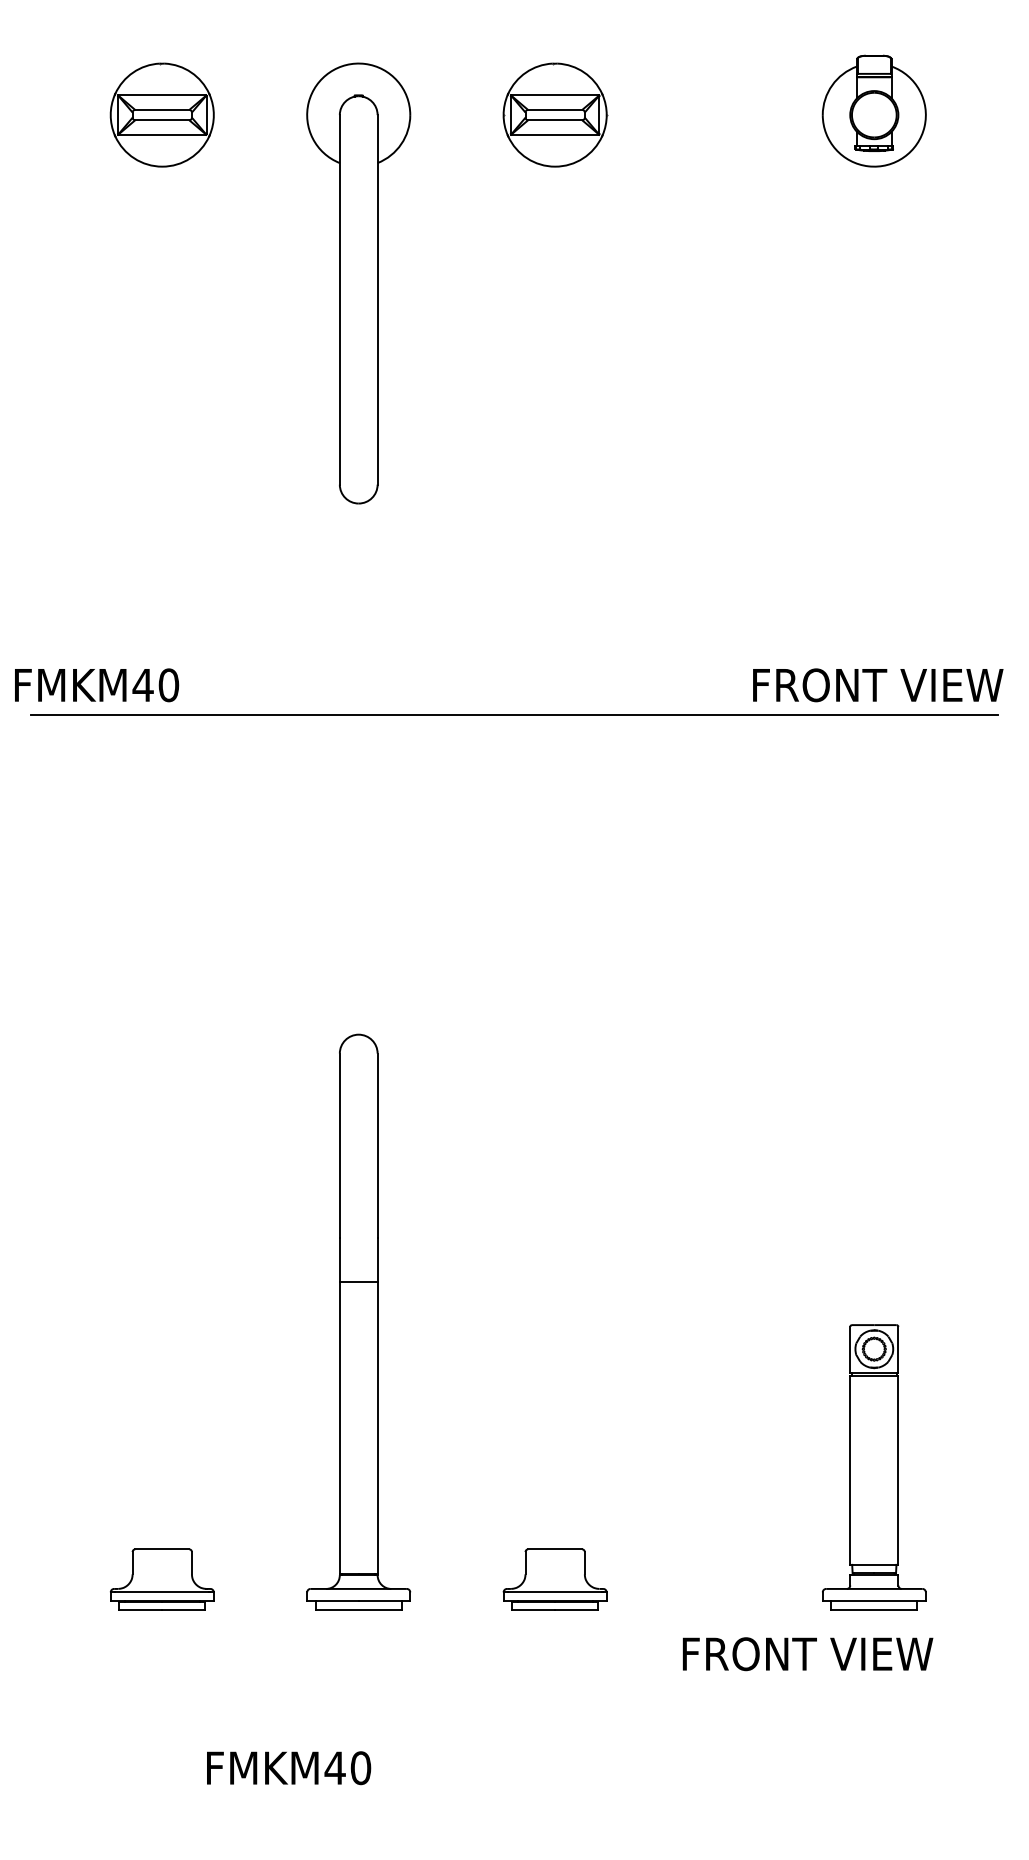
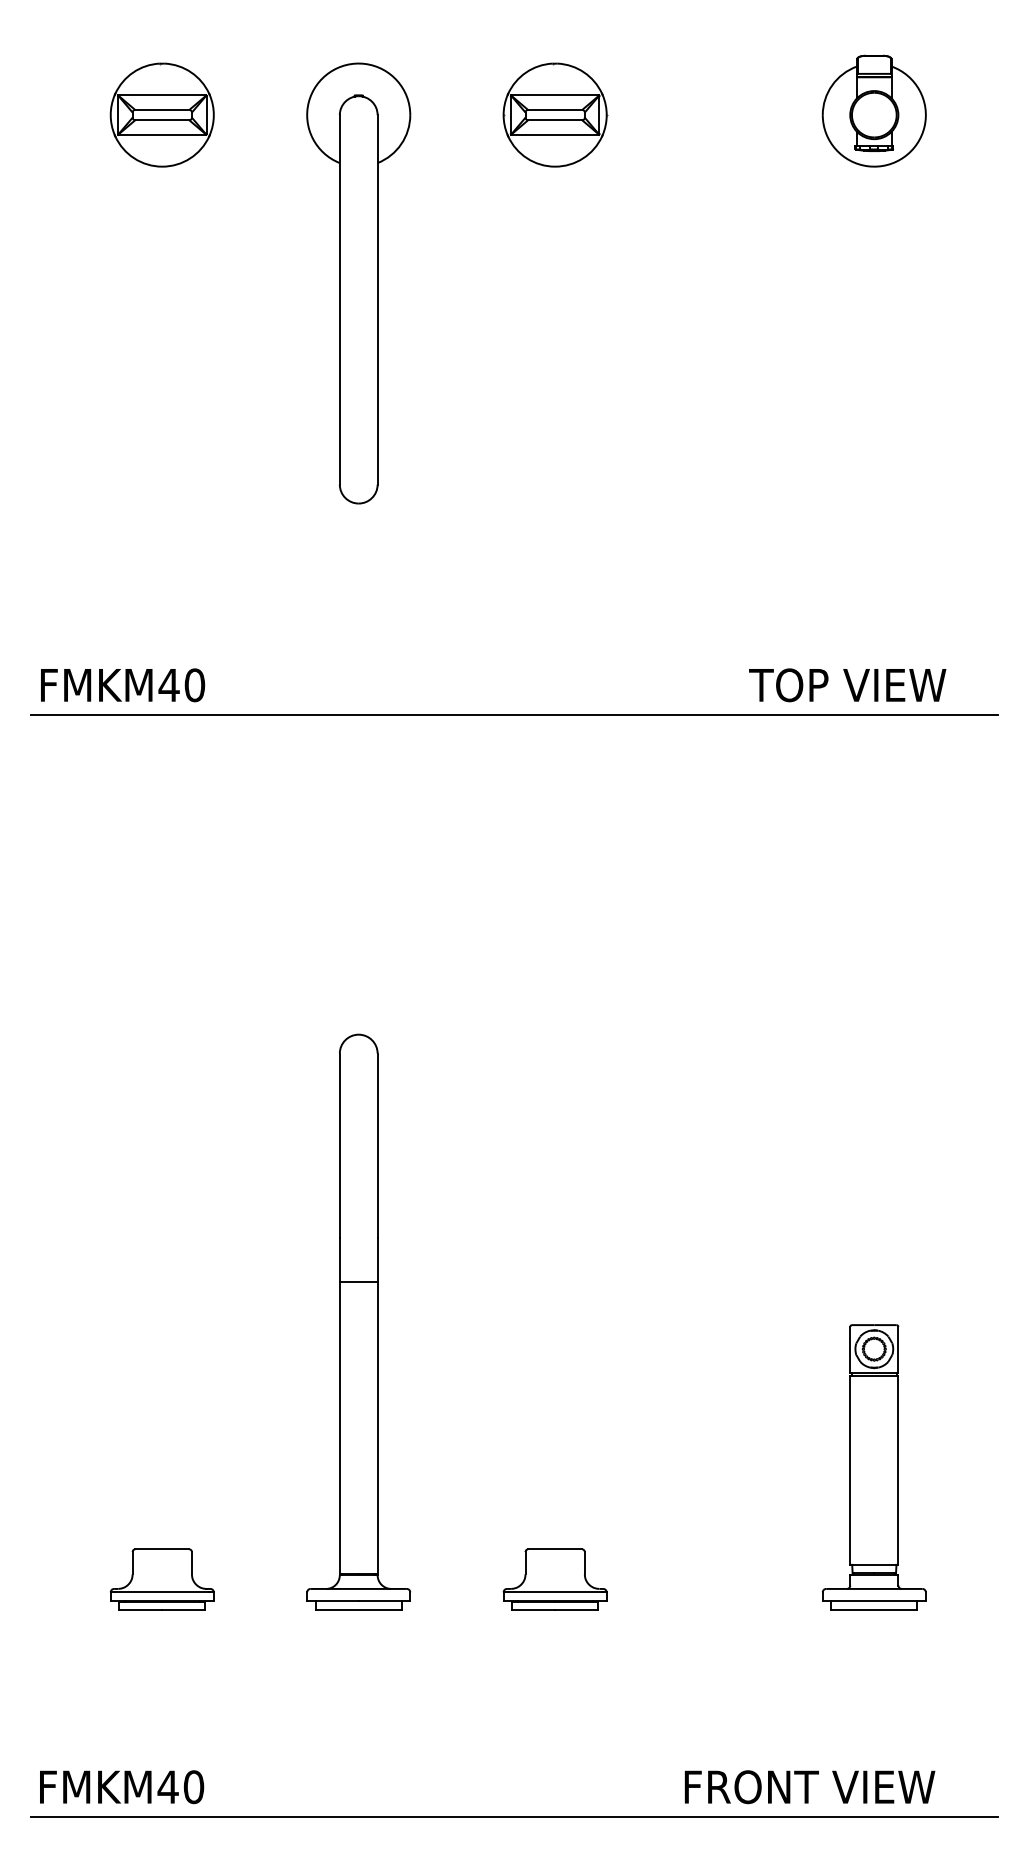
text position: (97, 685) -> (123, 685) (123, 685)
text: FRONT VIEW -> TOP VIEW (876, 685)
text position: (807, 1654) -> (809, 1787) (809, 1787)
text position: (289, 1768) -> (122, 1787) (122, 1787)
line: none -> present (514, 1816)
